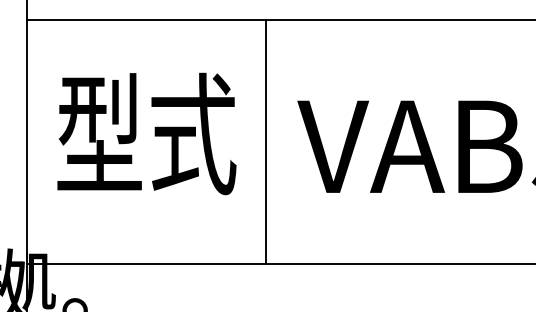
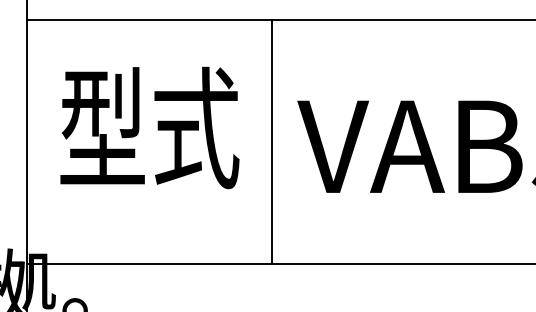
text position: (146, 133) -> (149, 127) (149, 127)
line position: (265, 141) -> (271, 141) (271, 141)
